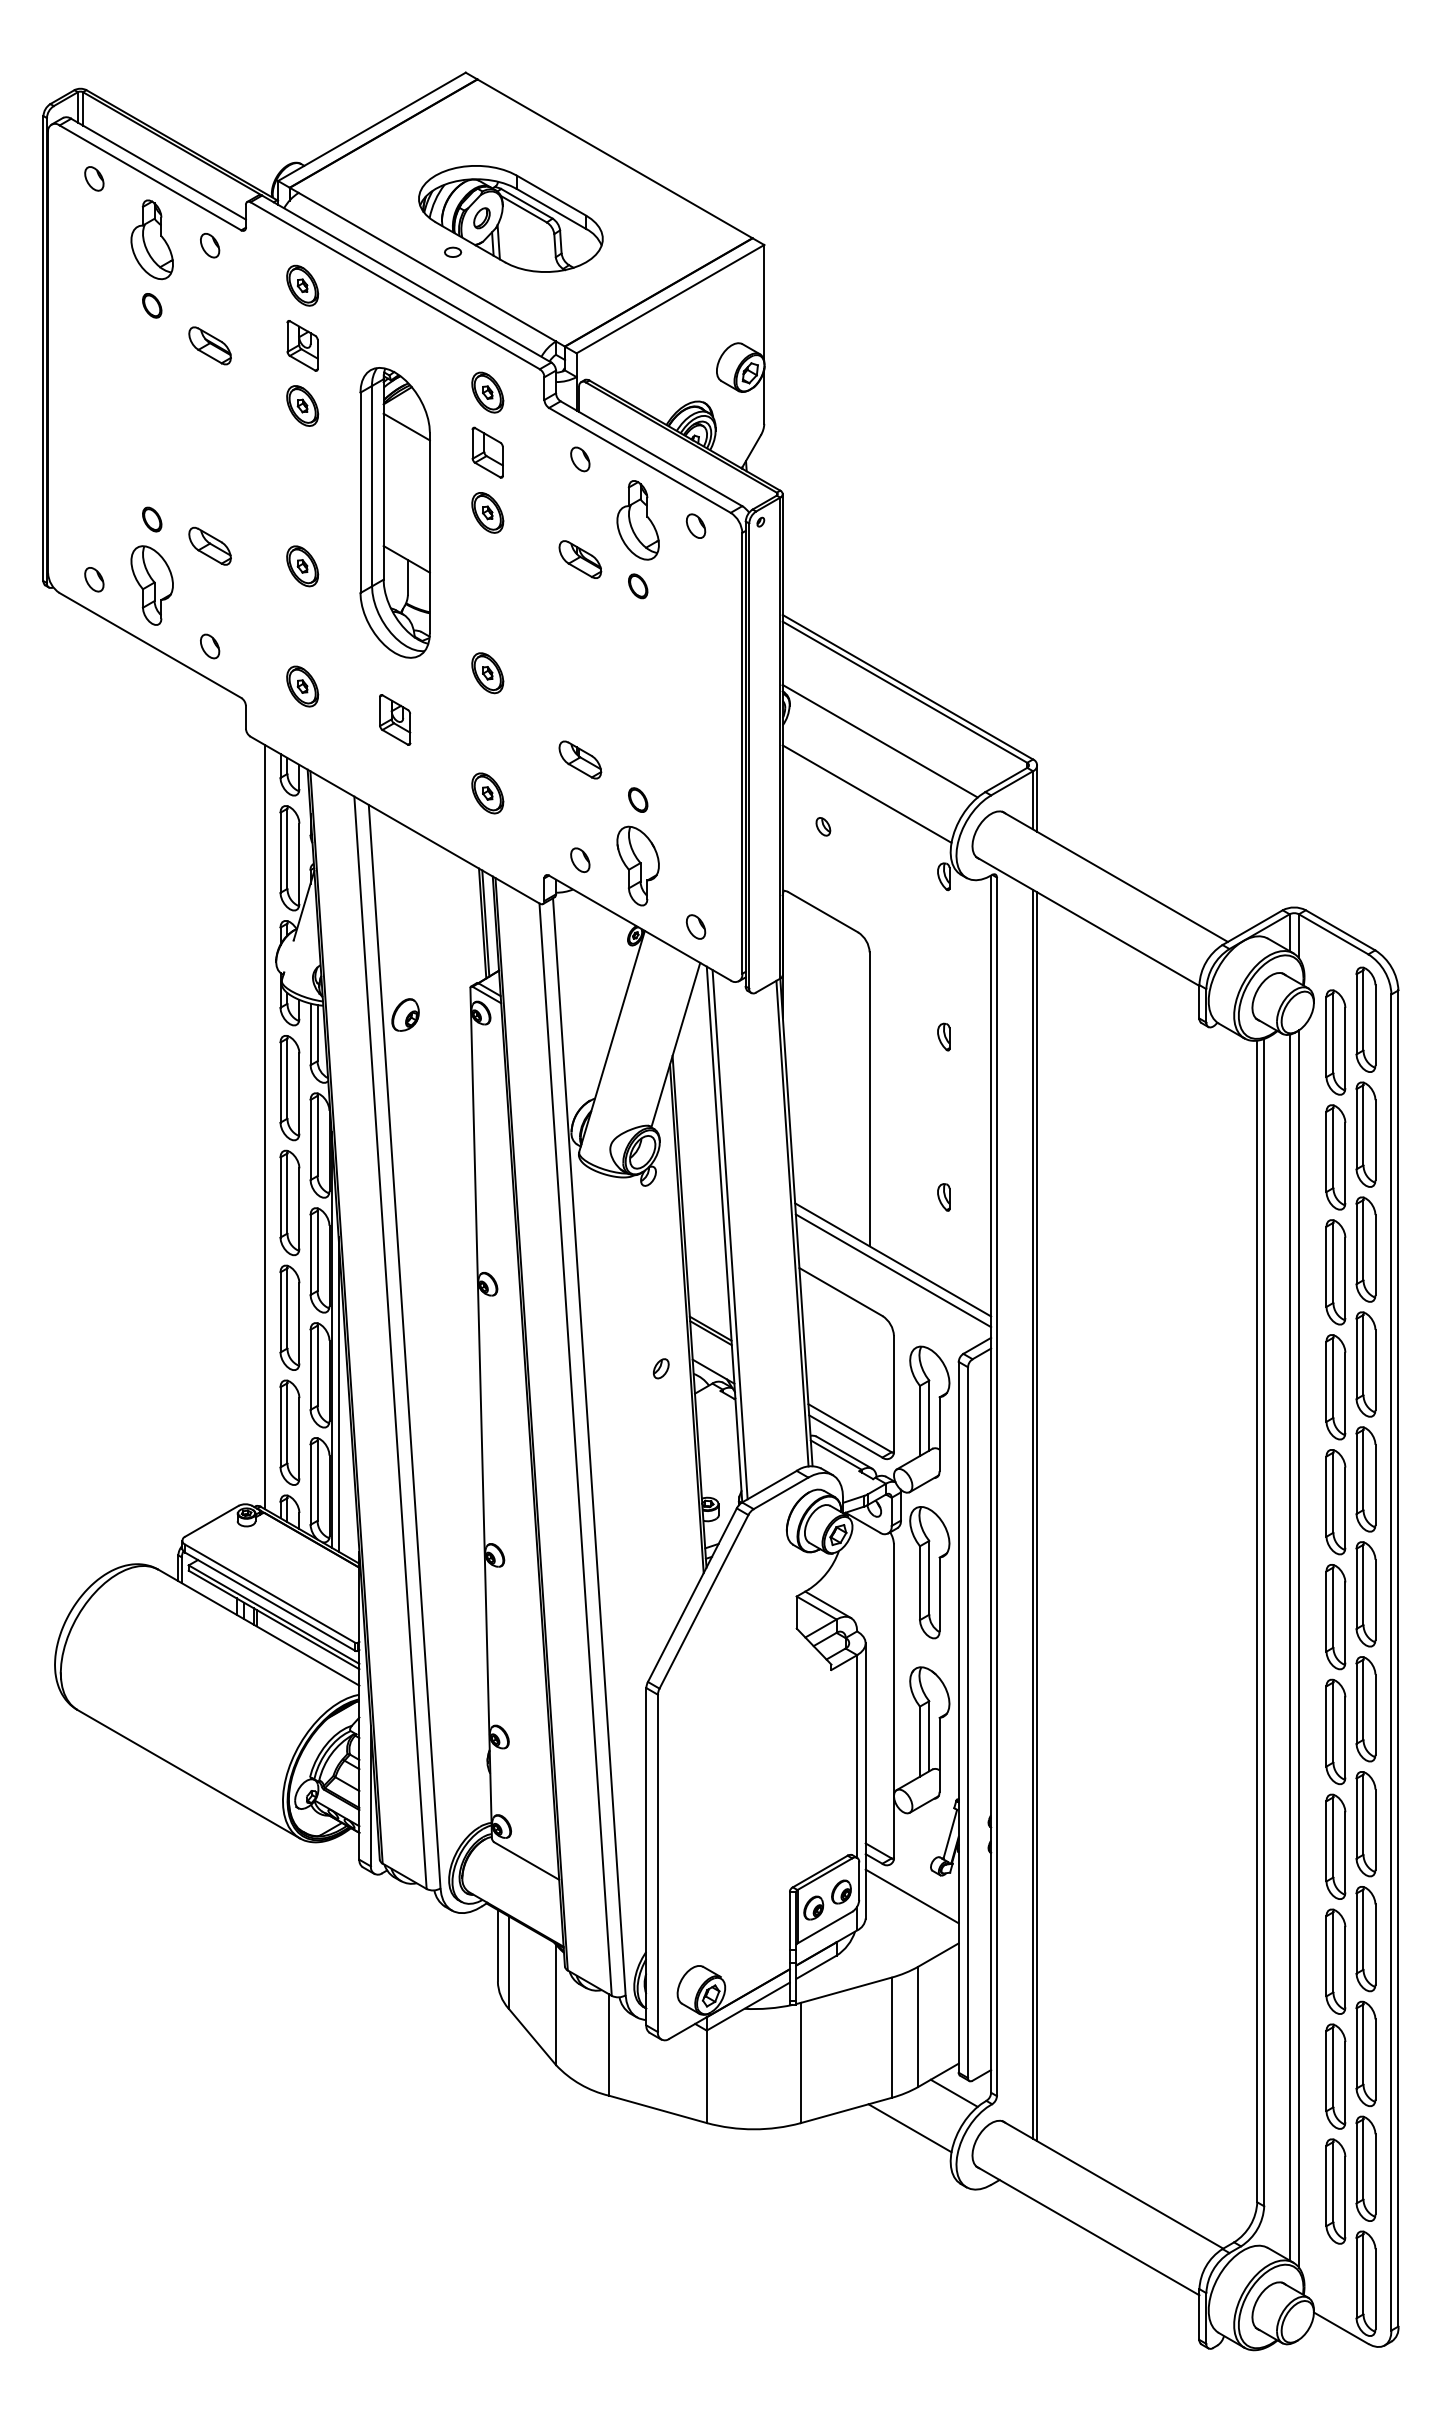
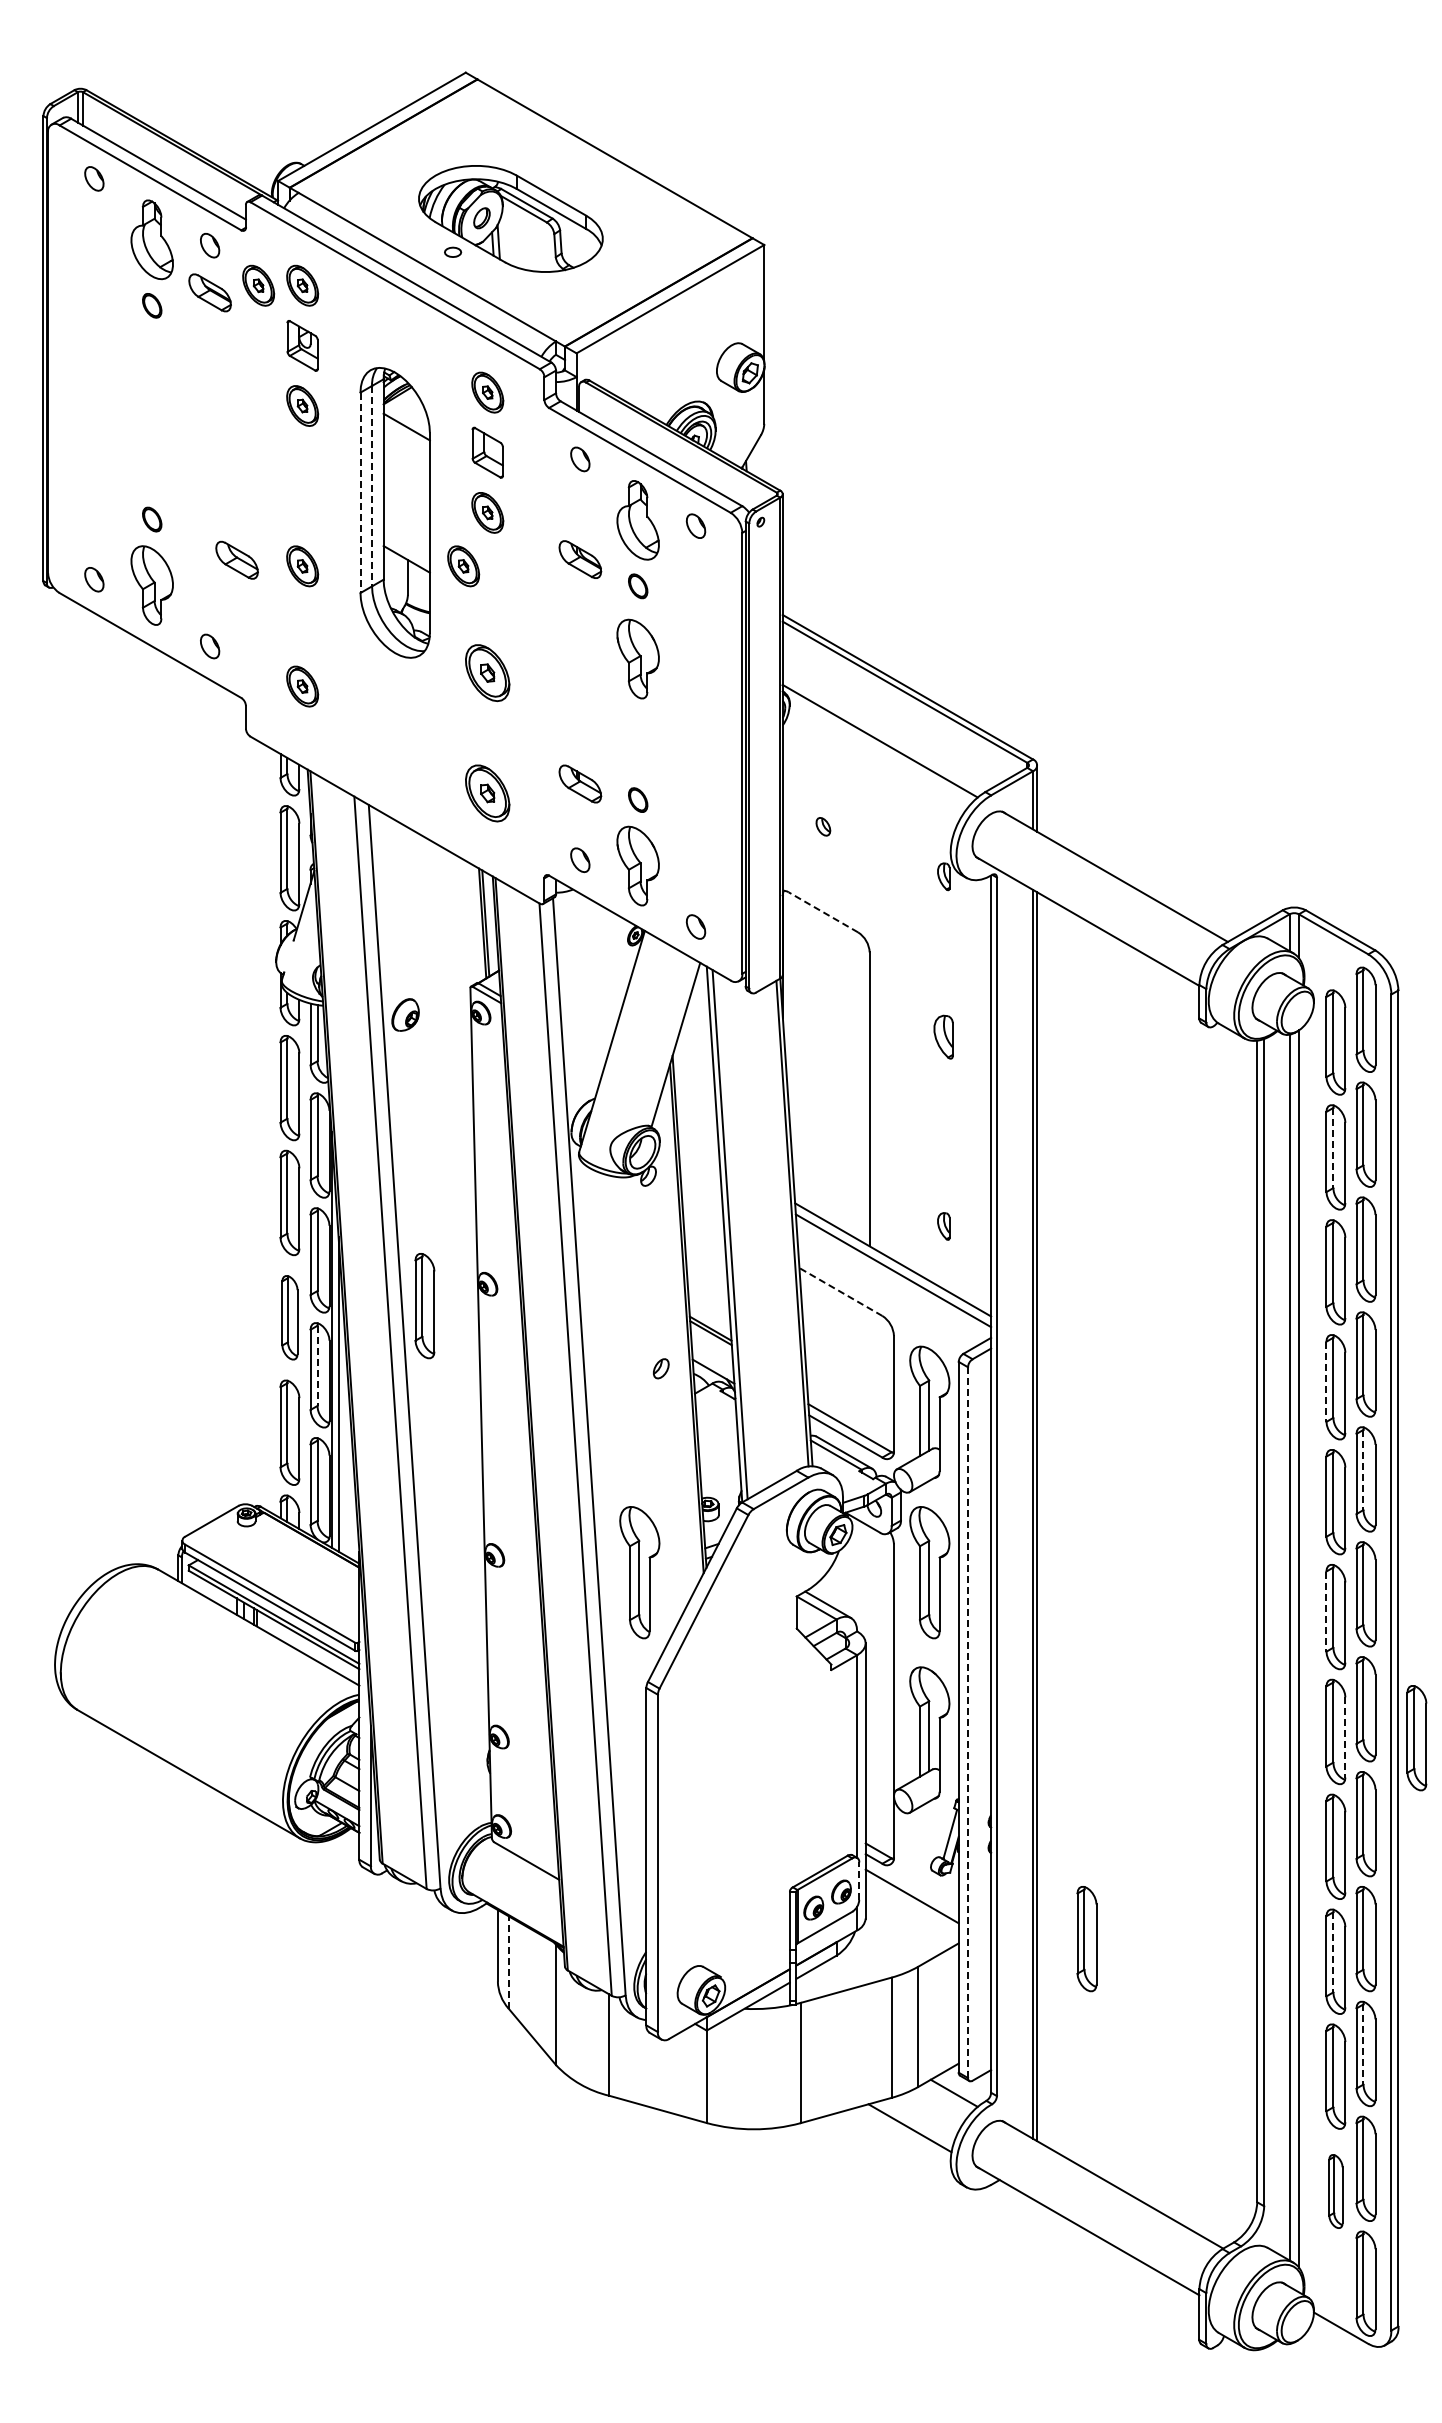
part: none -> present (258, 285)
part position: (209, 345) -> (209, 292) (209, 292)
line: solid -> dashed (372, 486)
line: solid -> dashed (360, 493)
part position: (209, 545) -> (236, 559) (236, 559)
part: none -> present (463, 566)
part: none -> present (637, 658)
part size: 34x43 px -> 46x59 px (487, 673)
part: present -> none (395, 719)
part position: (580, 759) -> (580, 783) (580, 783)
part size: 34x43 px -> 46x59 px (487, 793)
line: present -> none (866, 793)
line: solid -> dashed (822, 912)
part size: 14x30 px -> 21x46 px (943, 1036)
line: present -> none (264, 1126)
line: solid -> dashed (1333, 1148)
part position: (943, 1197) -> (943, 1226) (943, 1226)
line: solid -> dashed (840, 1292)
part: none -> present (424, 1306)
part size: 22x107 px -> 18x86 px (289, 1317)
line: solid -> dashed (317, 1366)
line: solid -> dashed (1326, 1382)
line: solid -> dashed (1363, 1470)
part: none -> present (639, 1572)
line: solid -> dashed (1326, 1612)
line: solid -> dashed (968, 1722)
line: solid -> dashed (1345, 1737)
part: none -> present (1416, 1738)
line: solid -> dashed (859, 1881)
part: none -> present (1086, 1939)
line: solid -> dashed (1333, 1952)
line: solid -> dashed (508, 1961)
line: solid -> dashed (1363, 2044)
part size: 22x107 px -> 16x75 px (1335, 2191)
